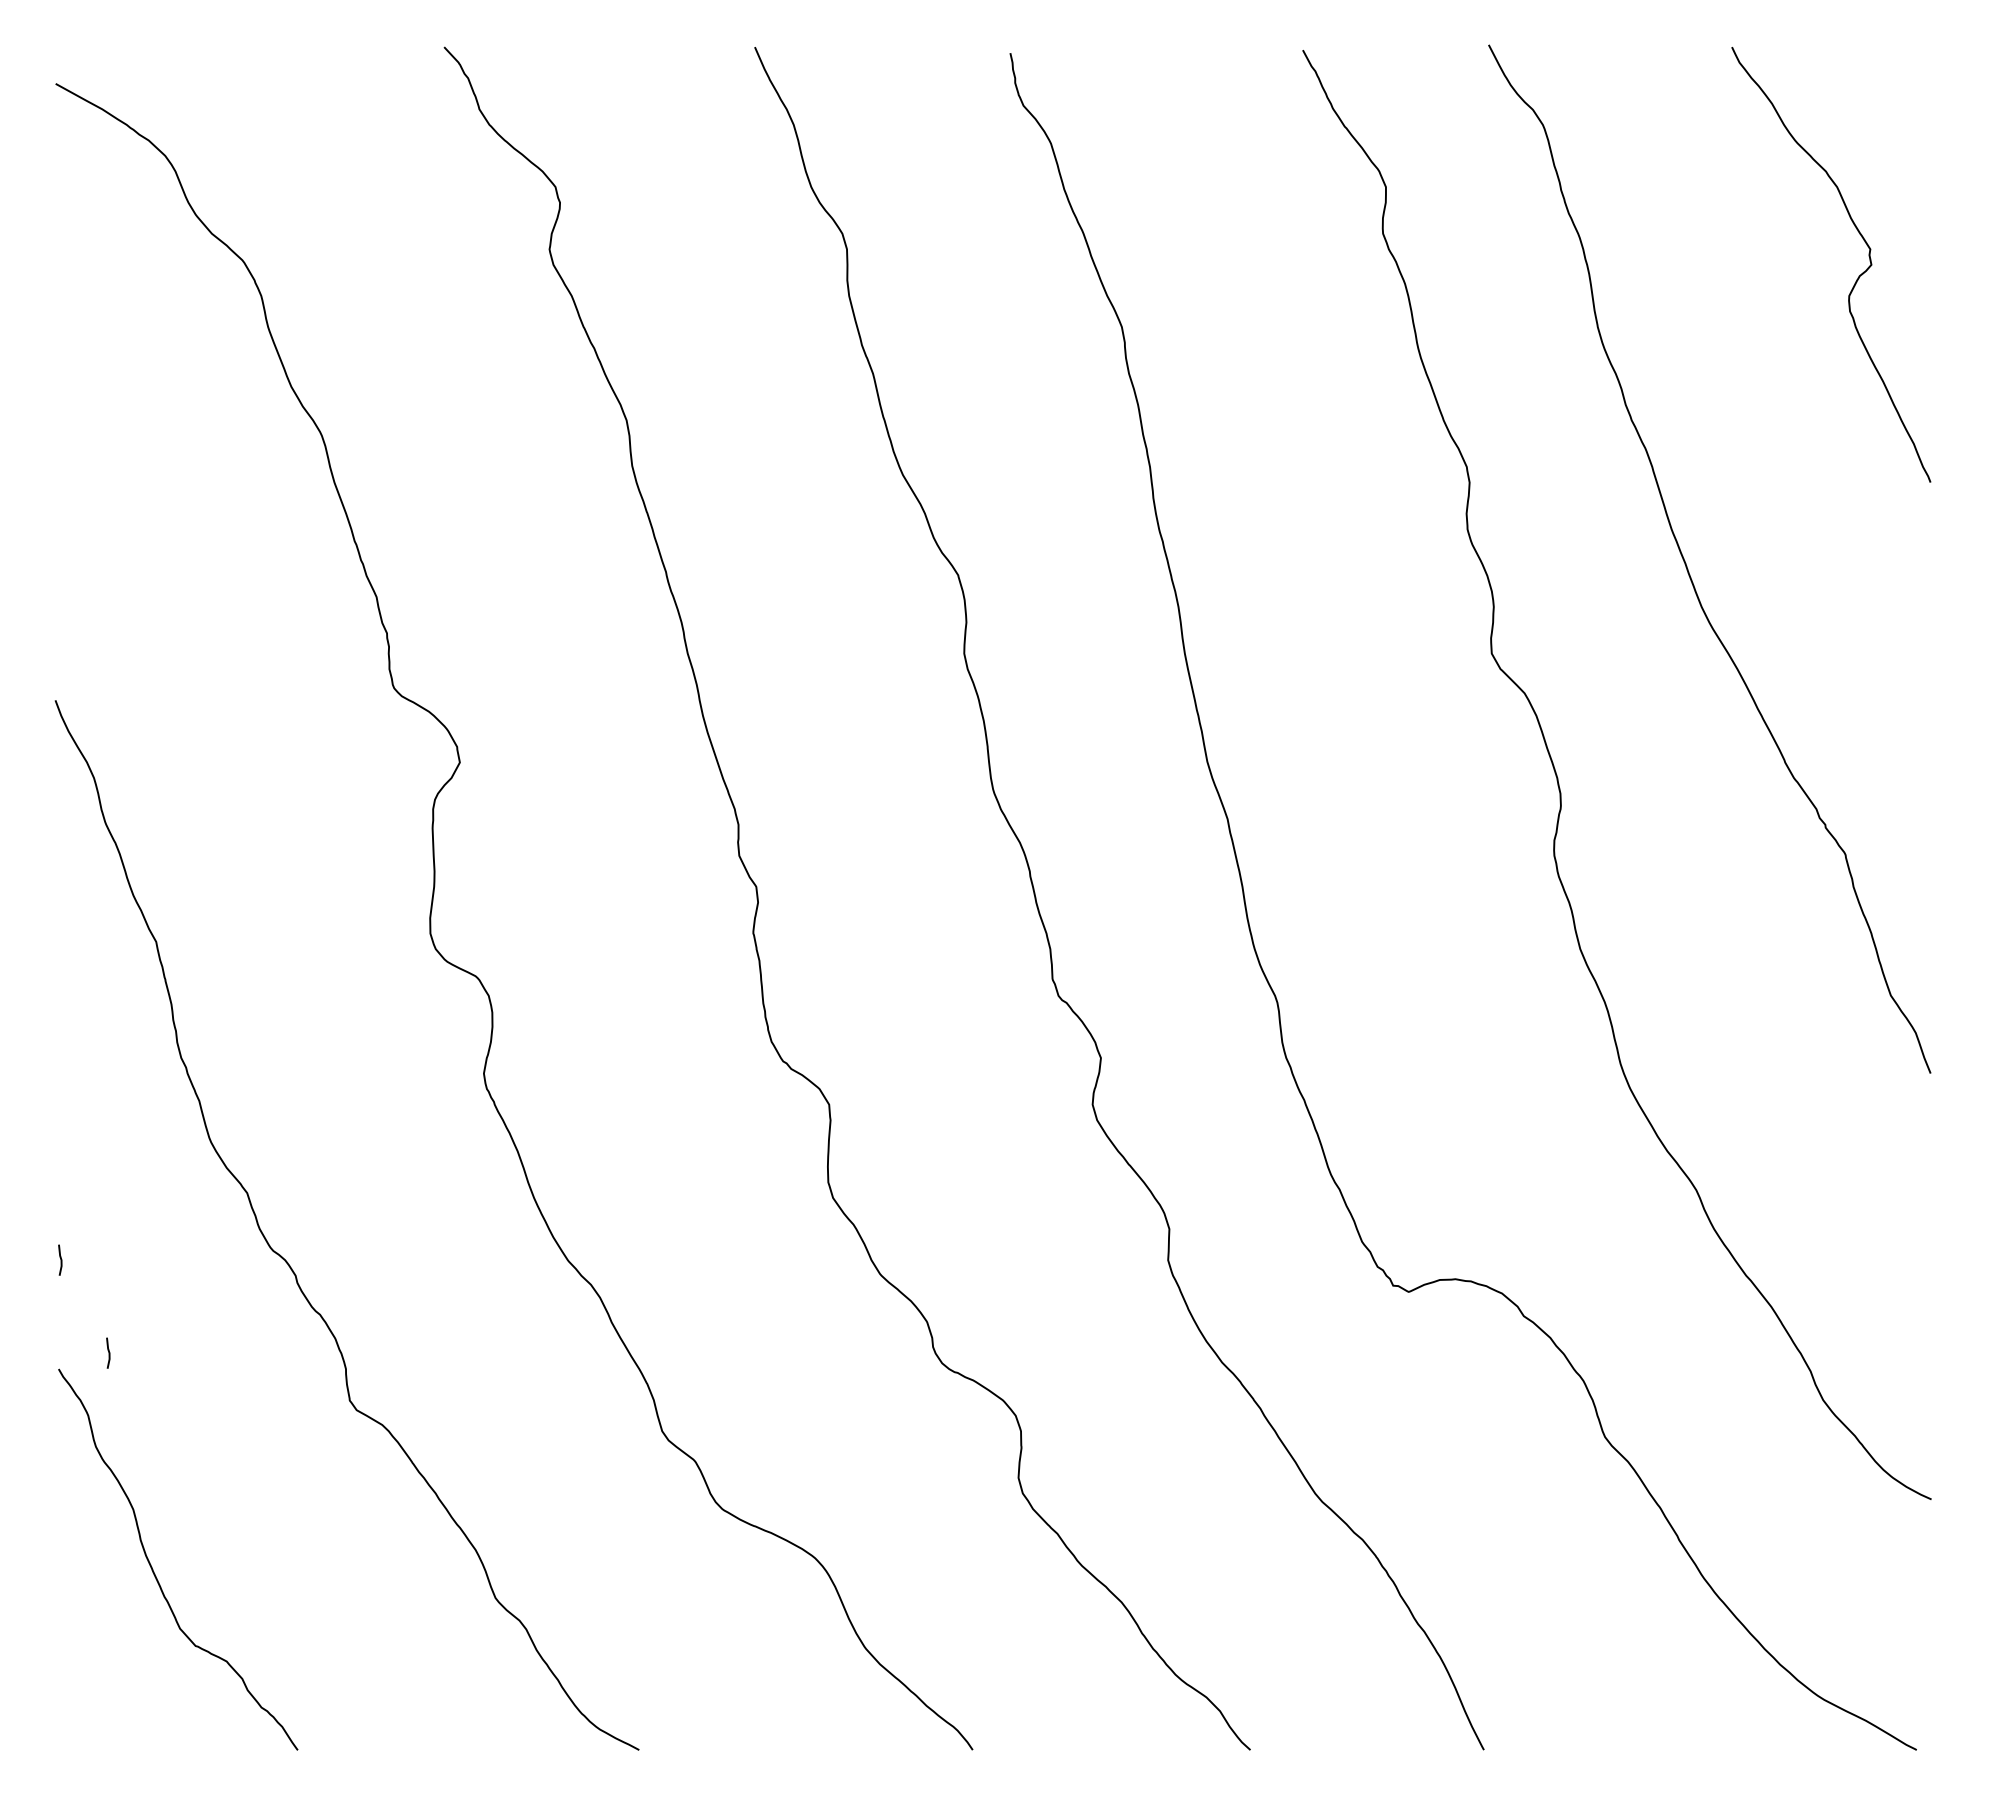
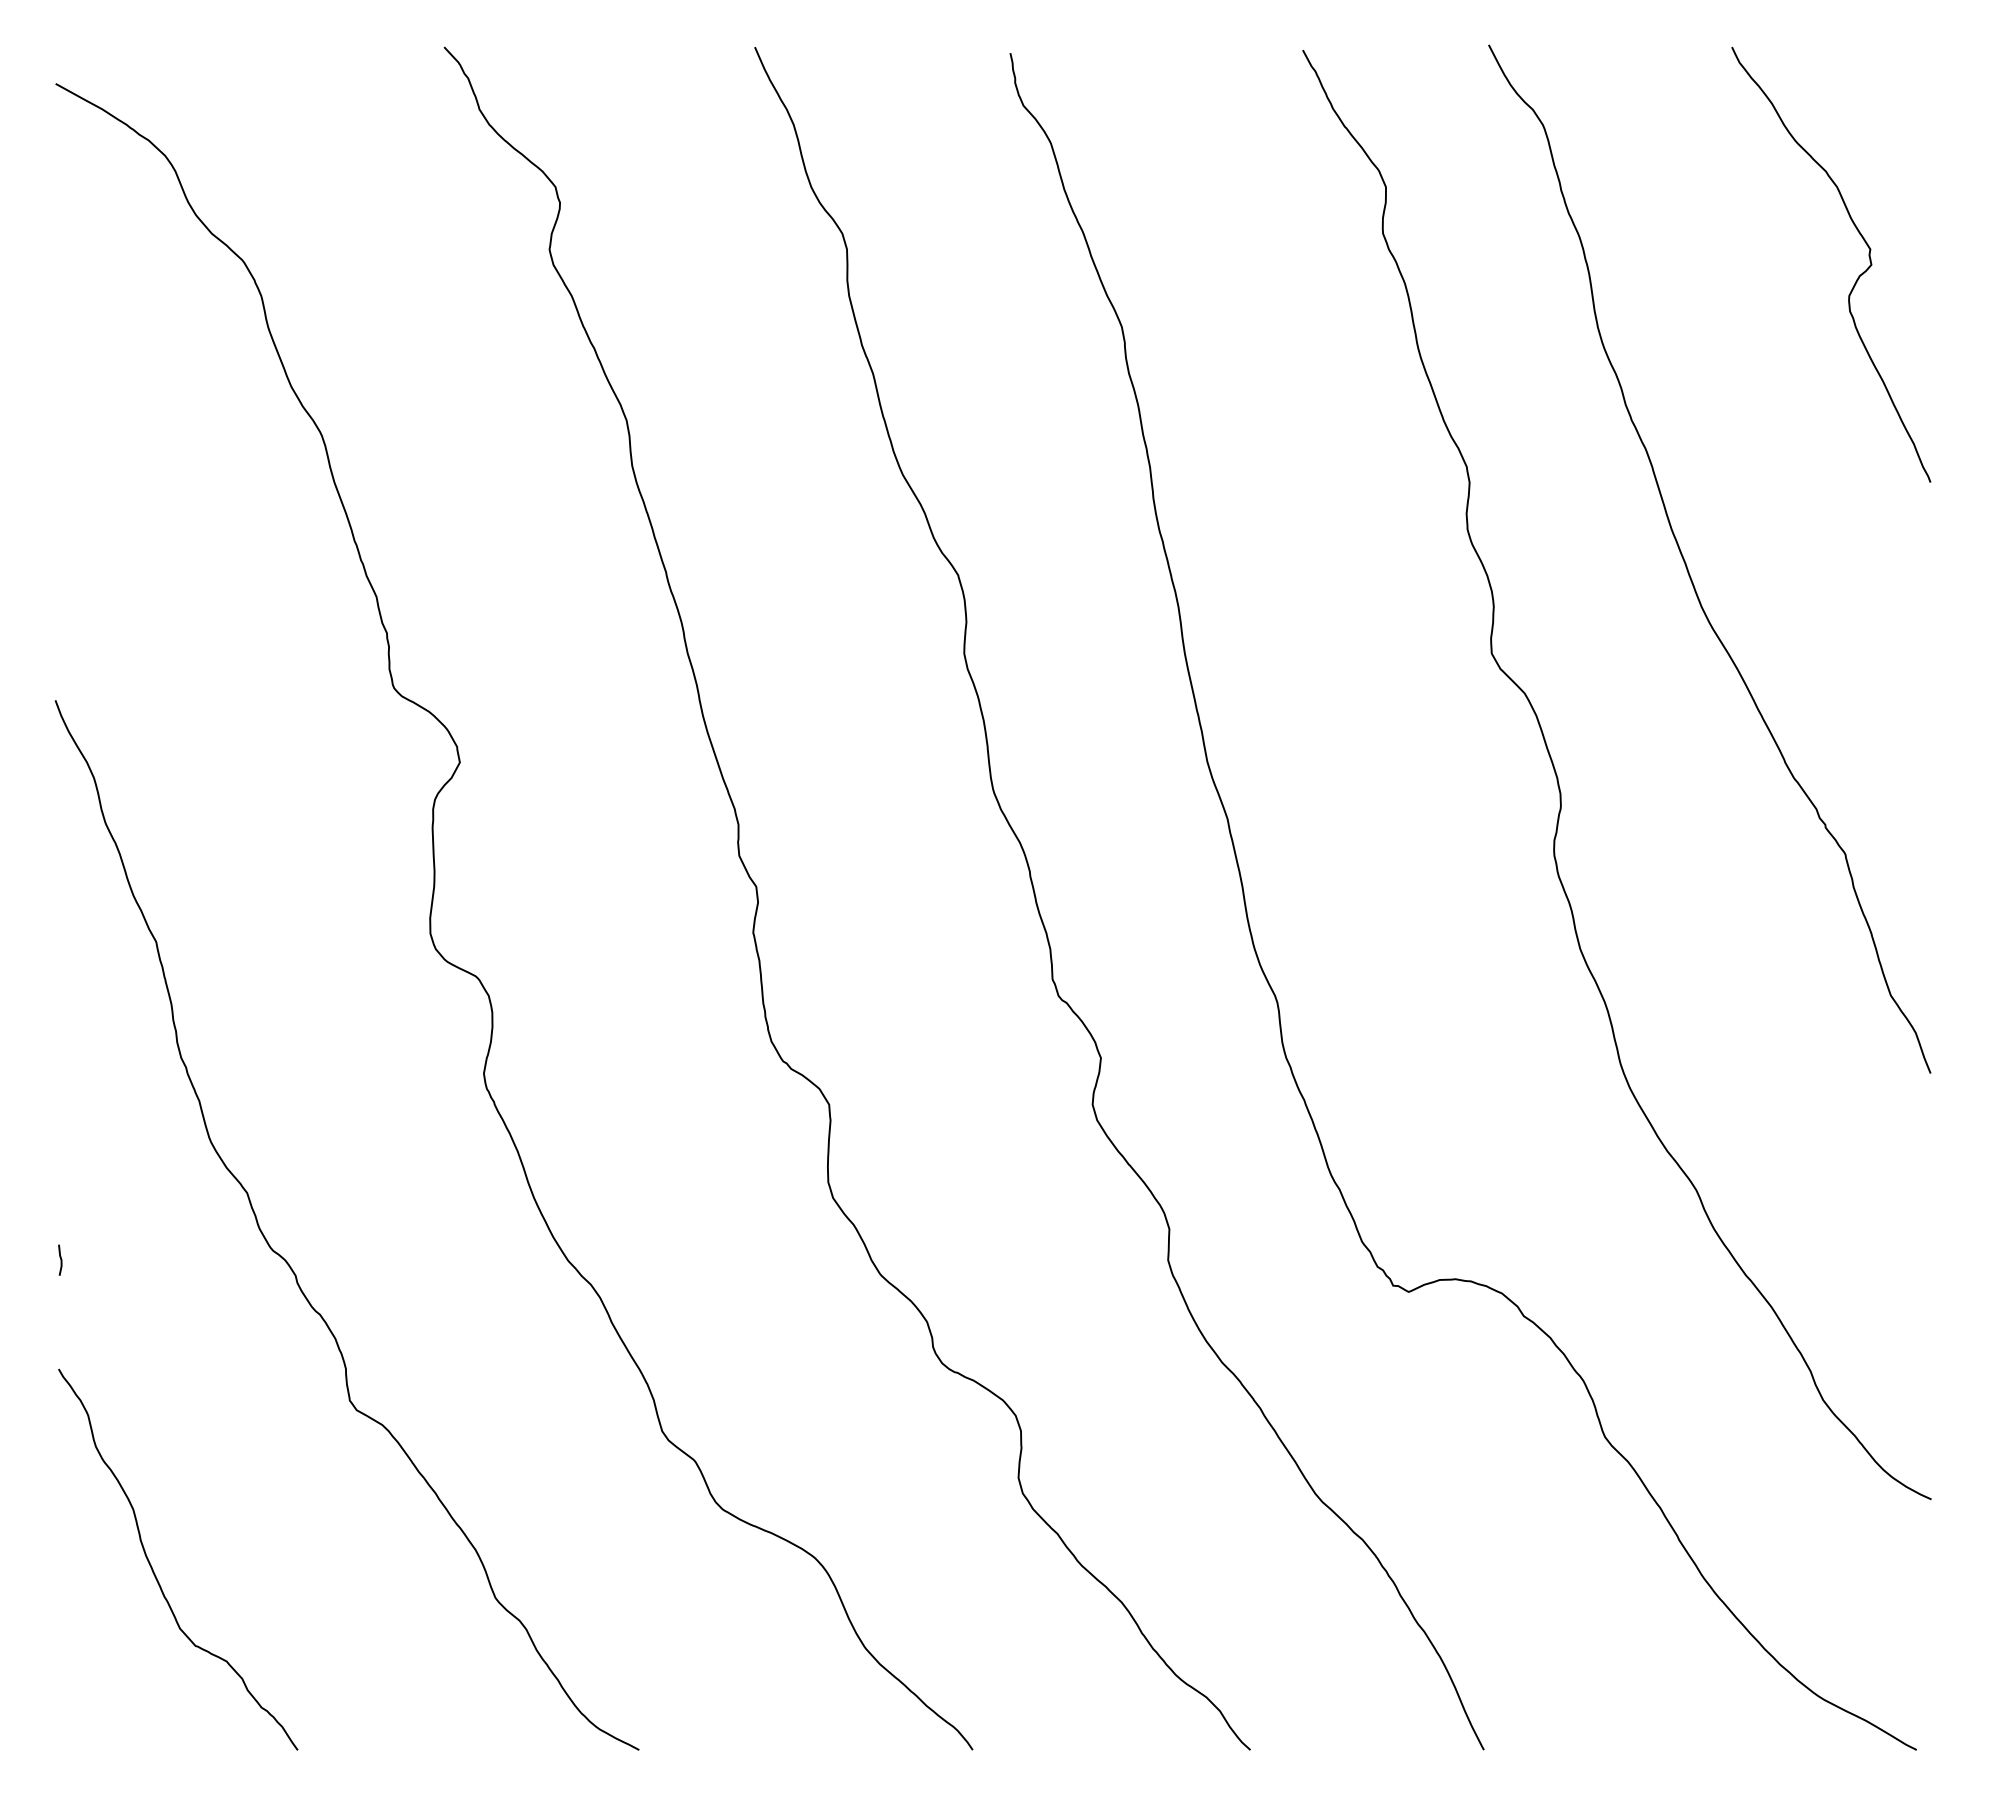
line: present -> none (108, 1352)
